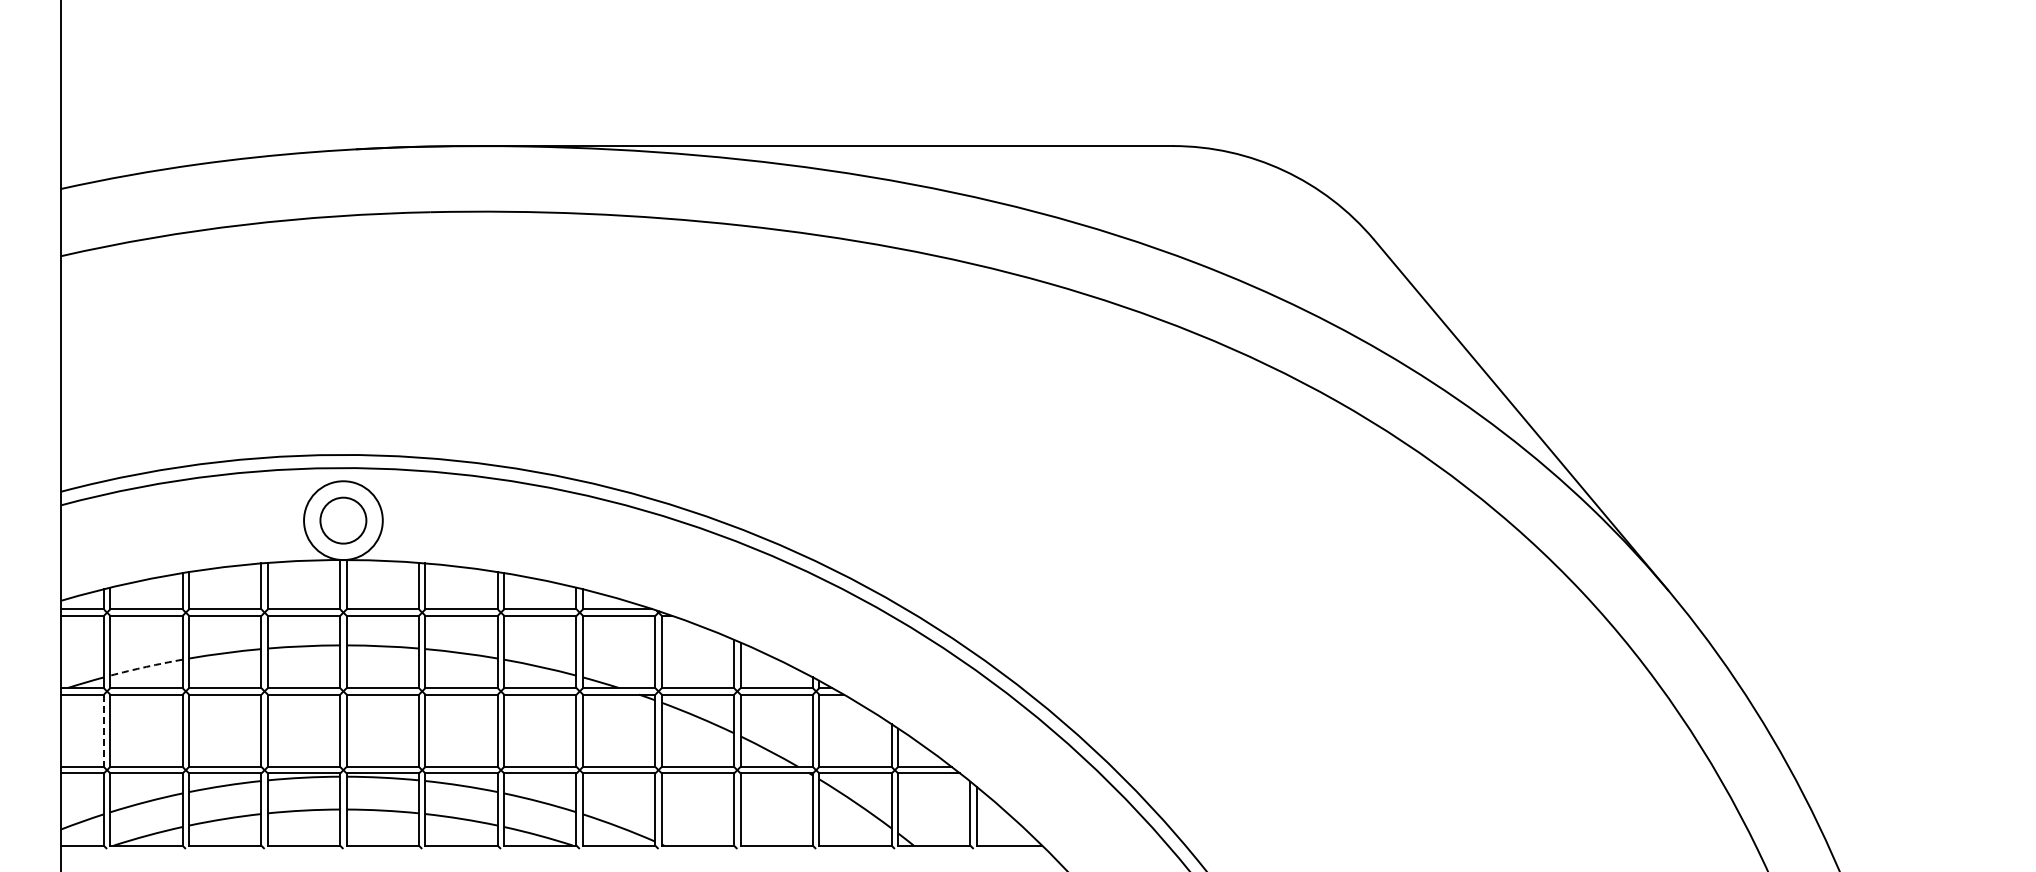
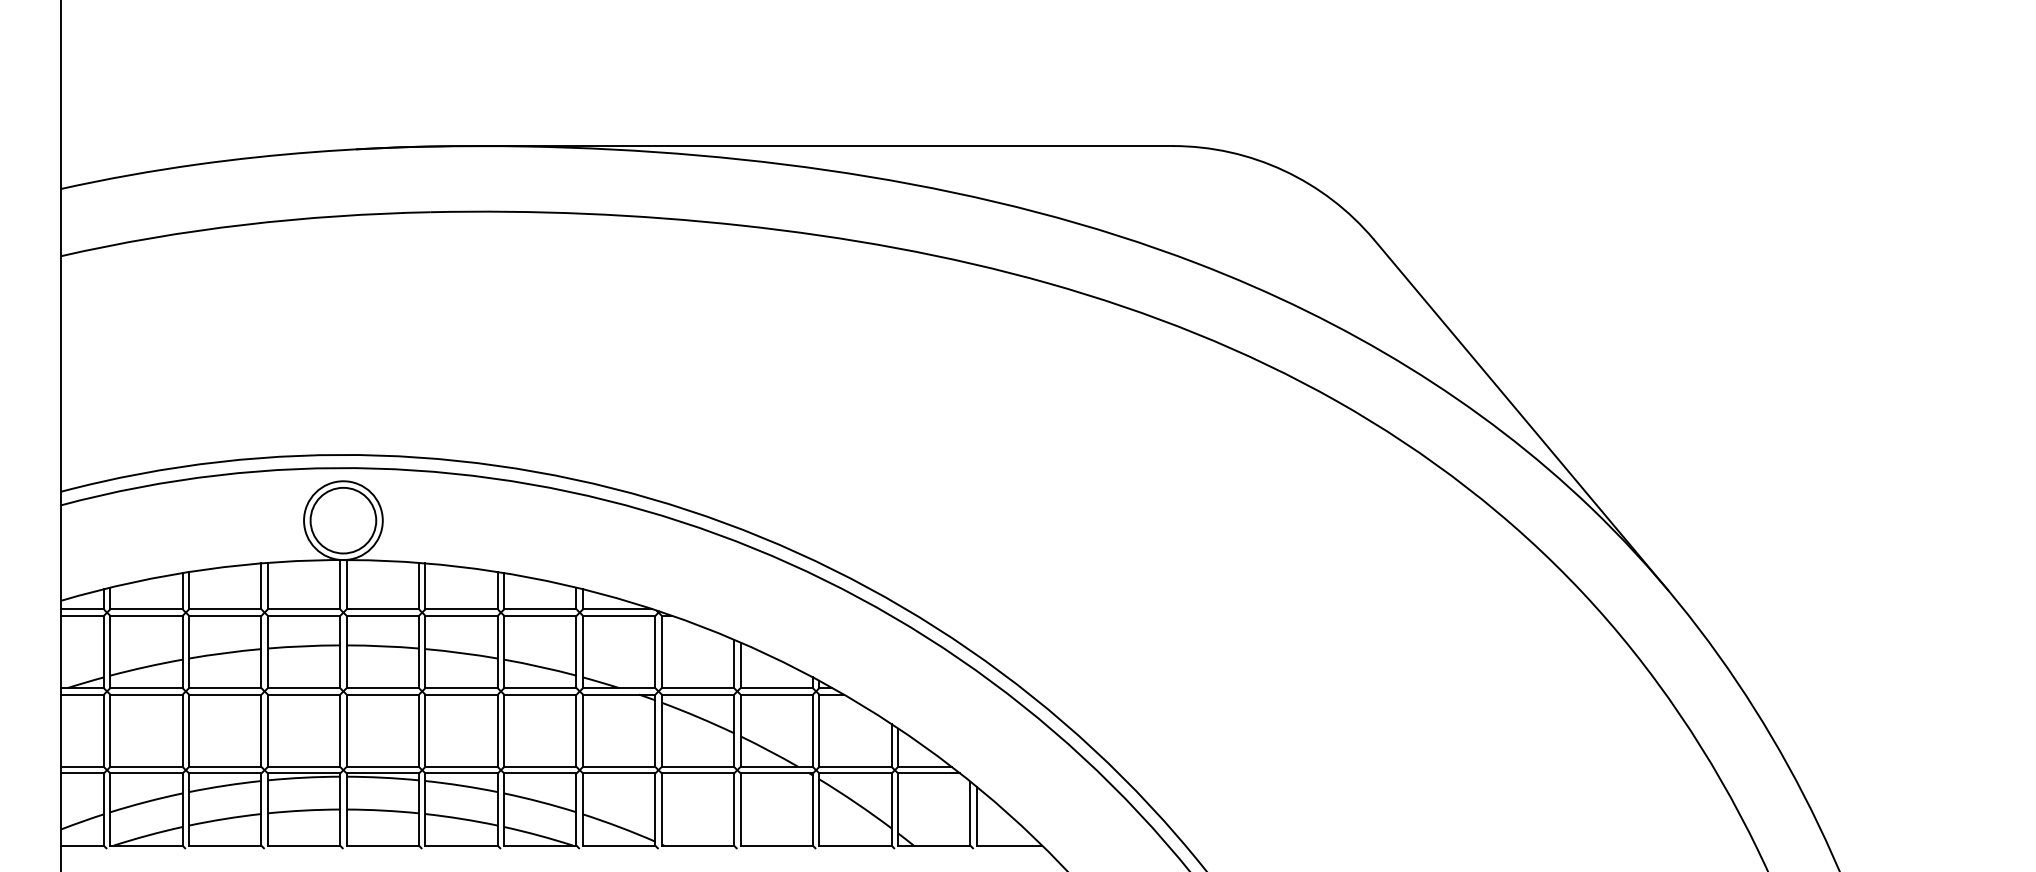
circle diameter: 46 px -> 66 px (343, 520)
arc: dashed -> solid (146, 666)
line: dashed -> solid (103, 731)
